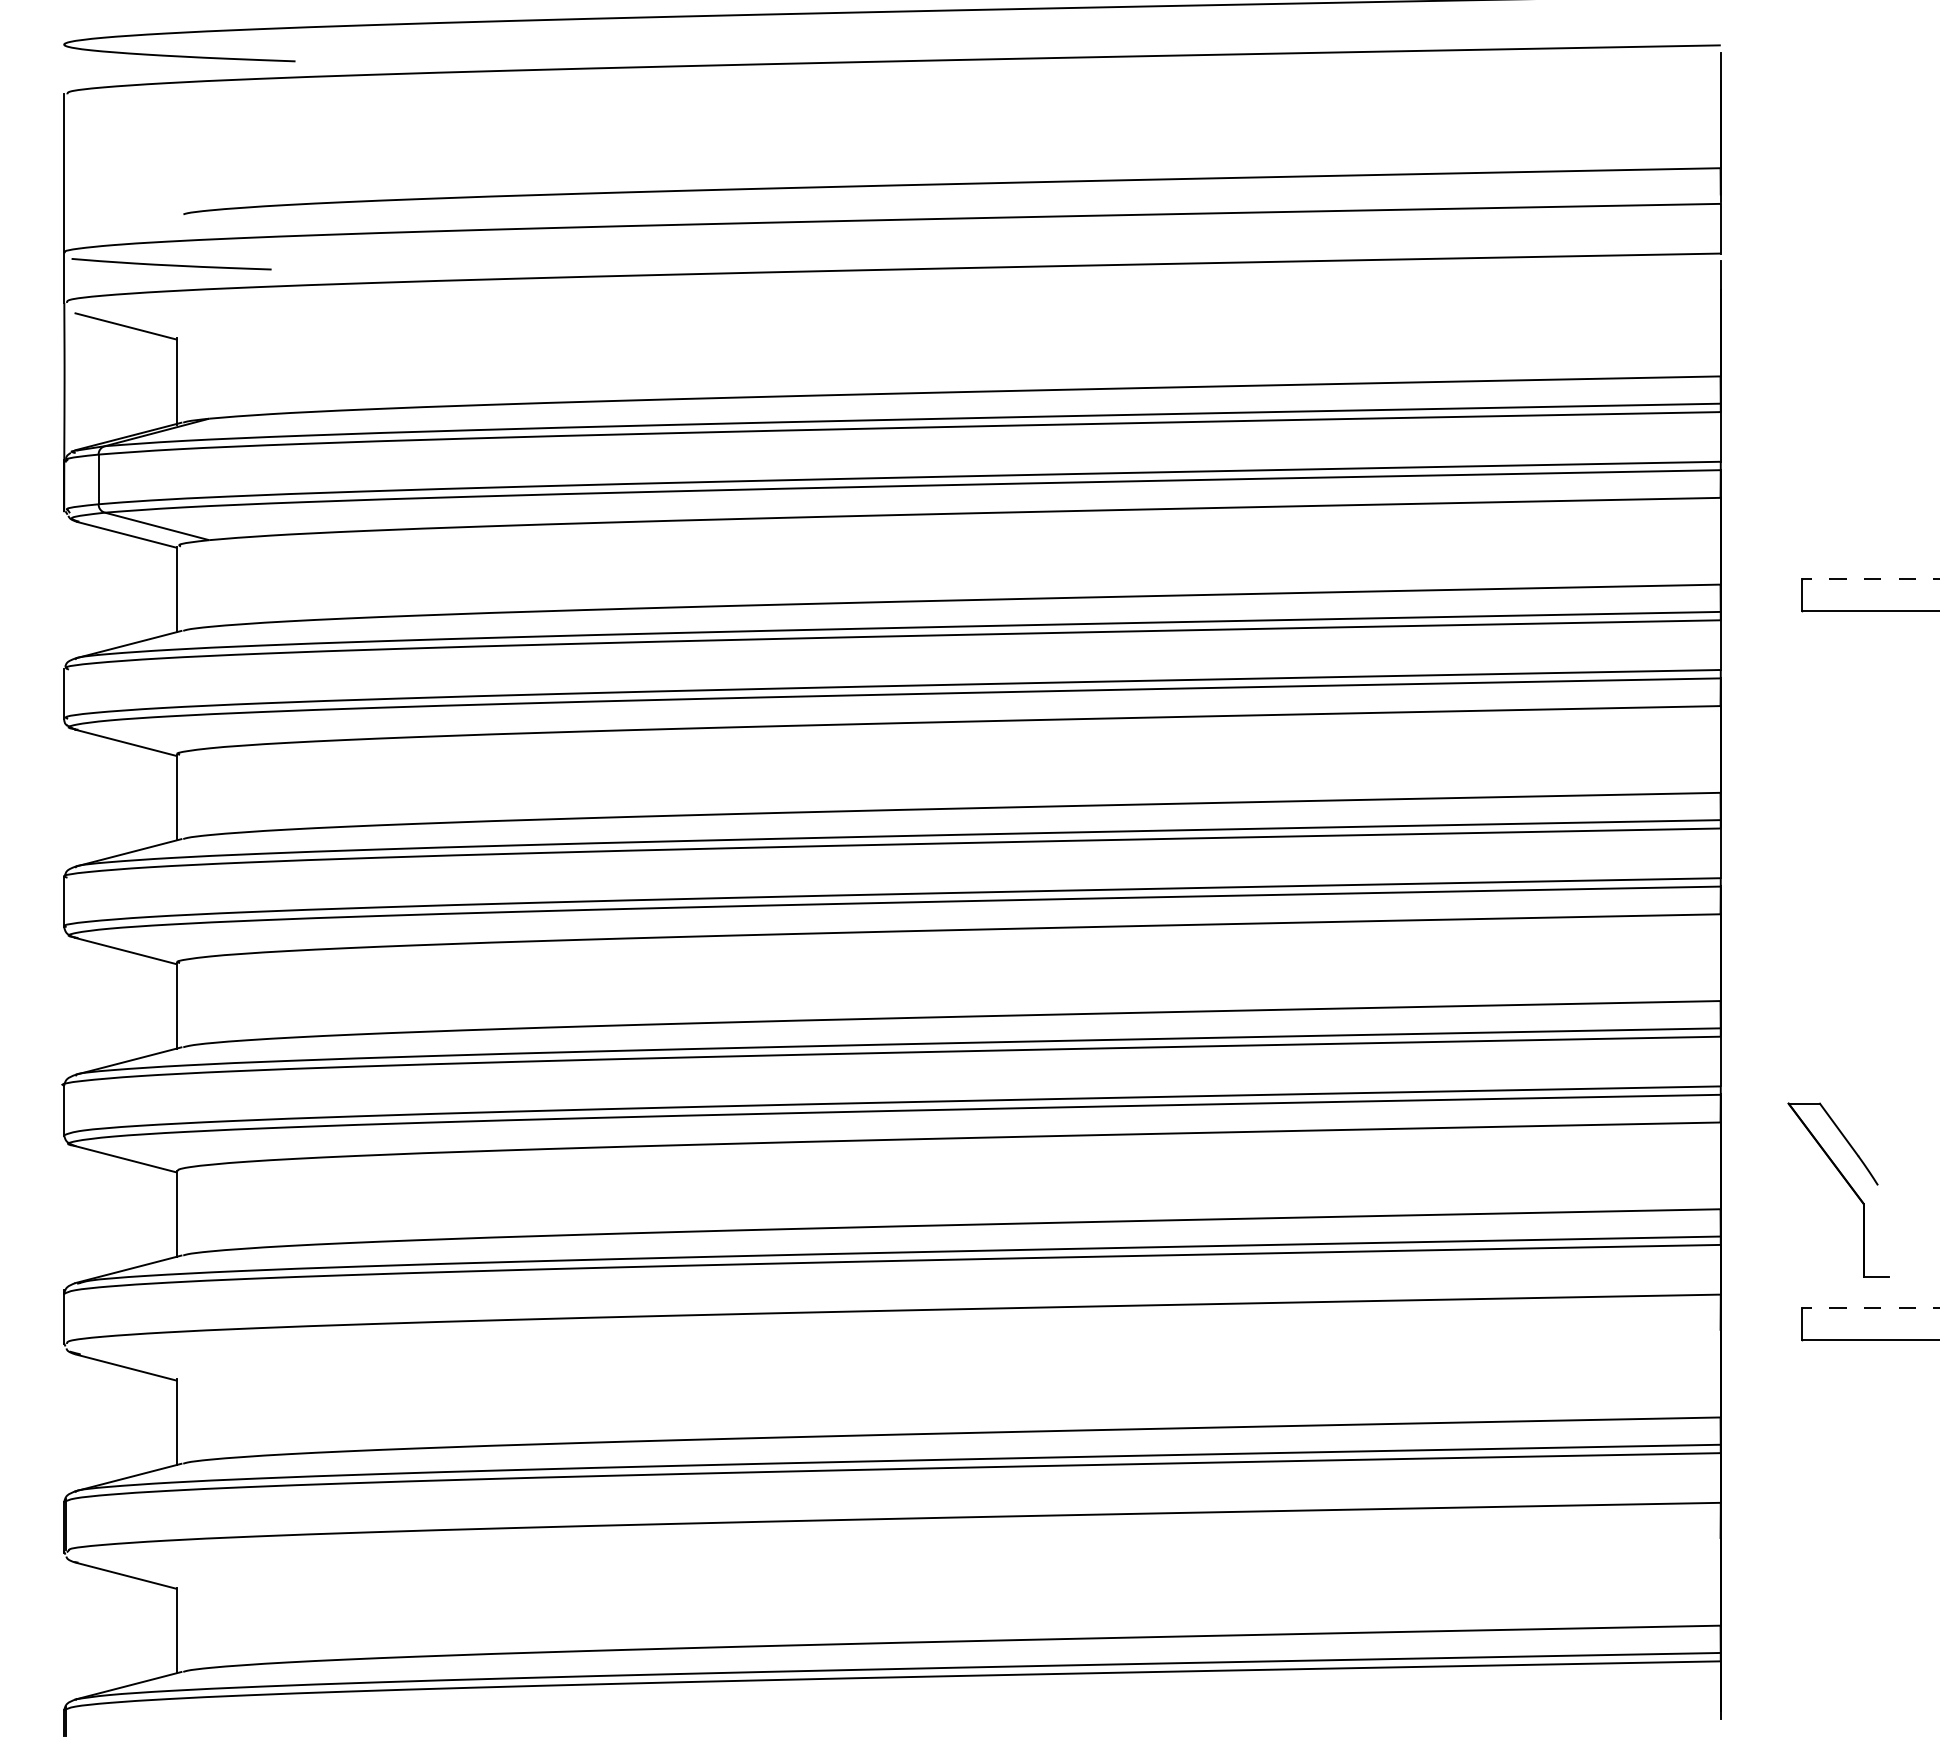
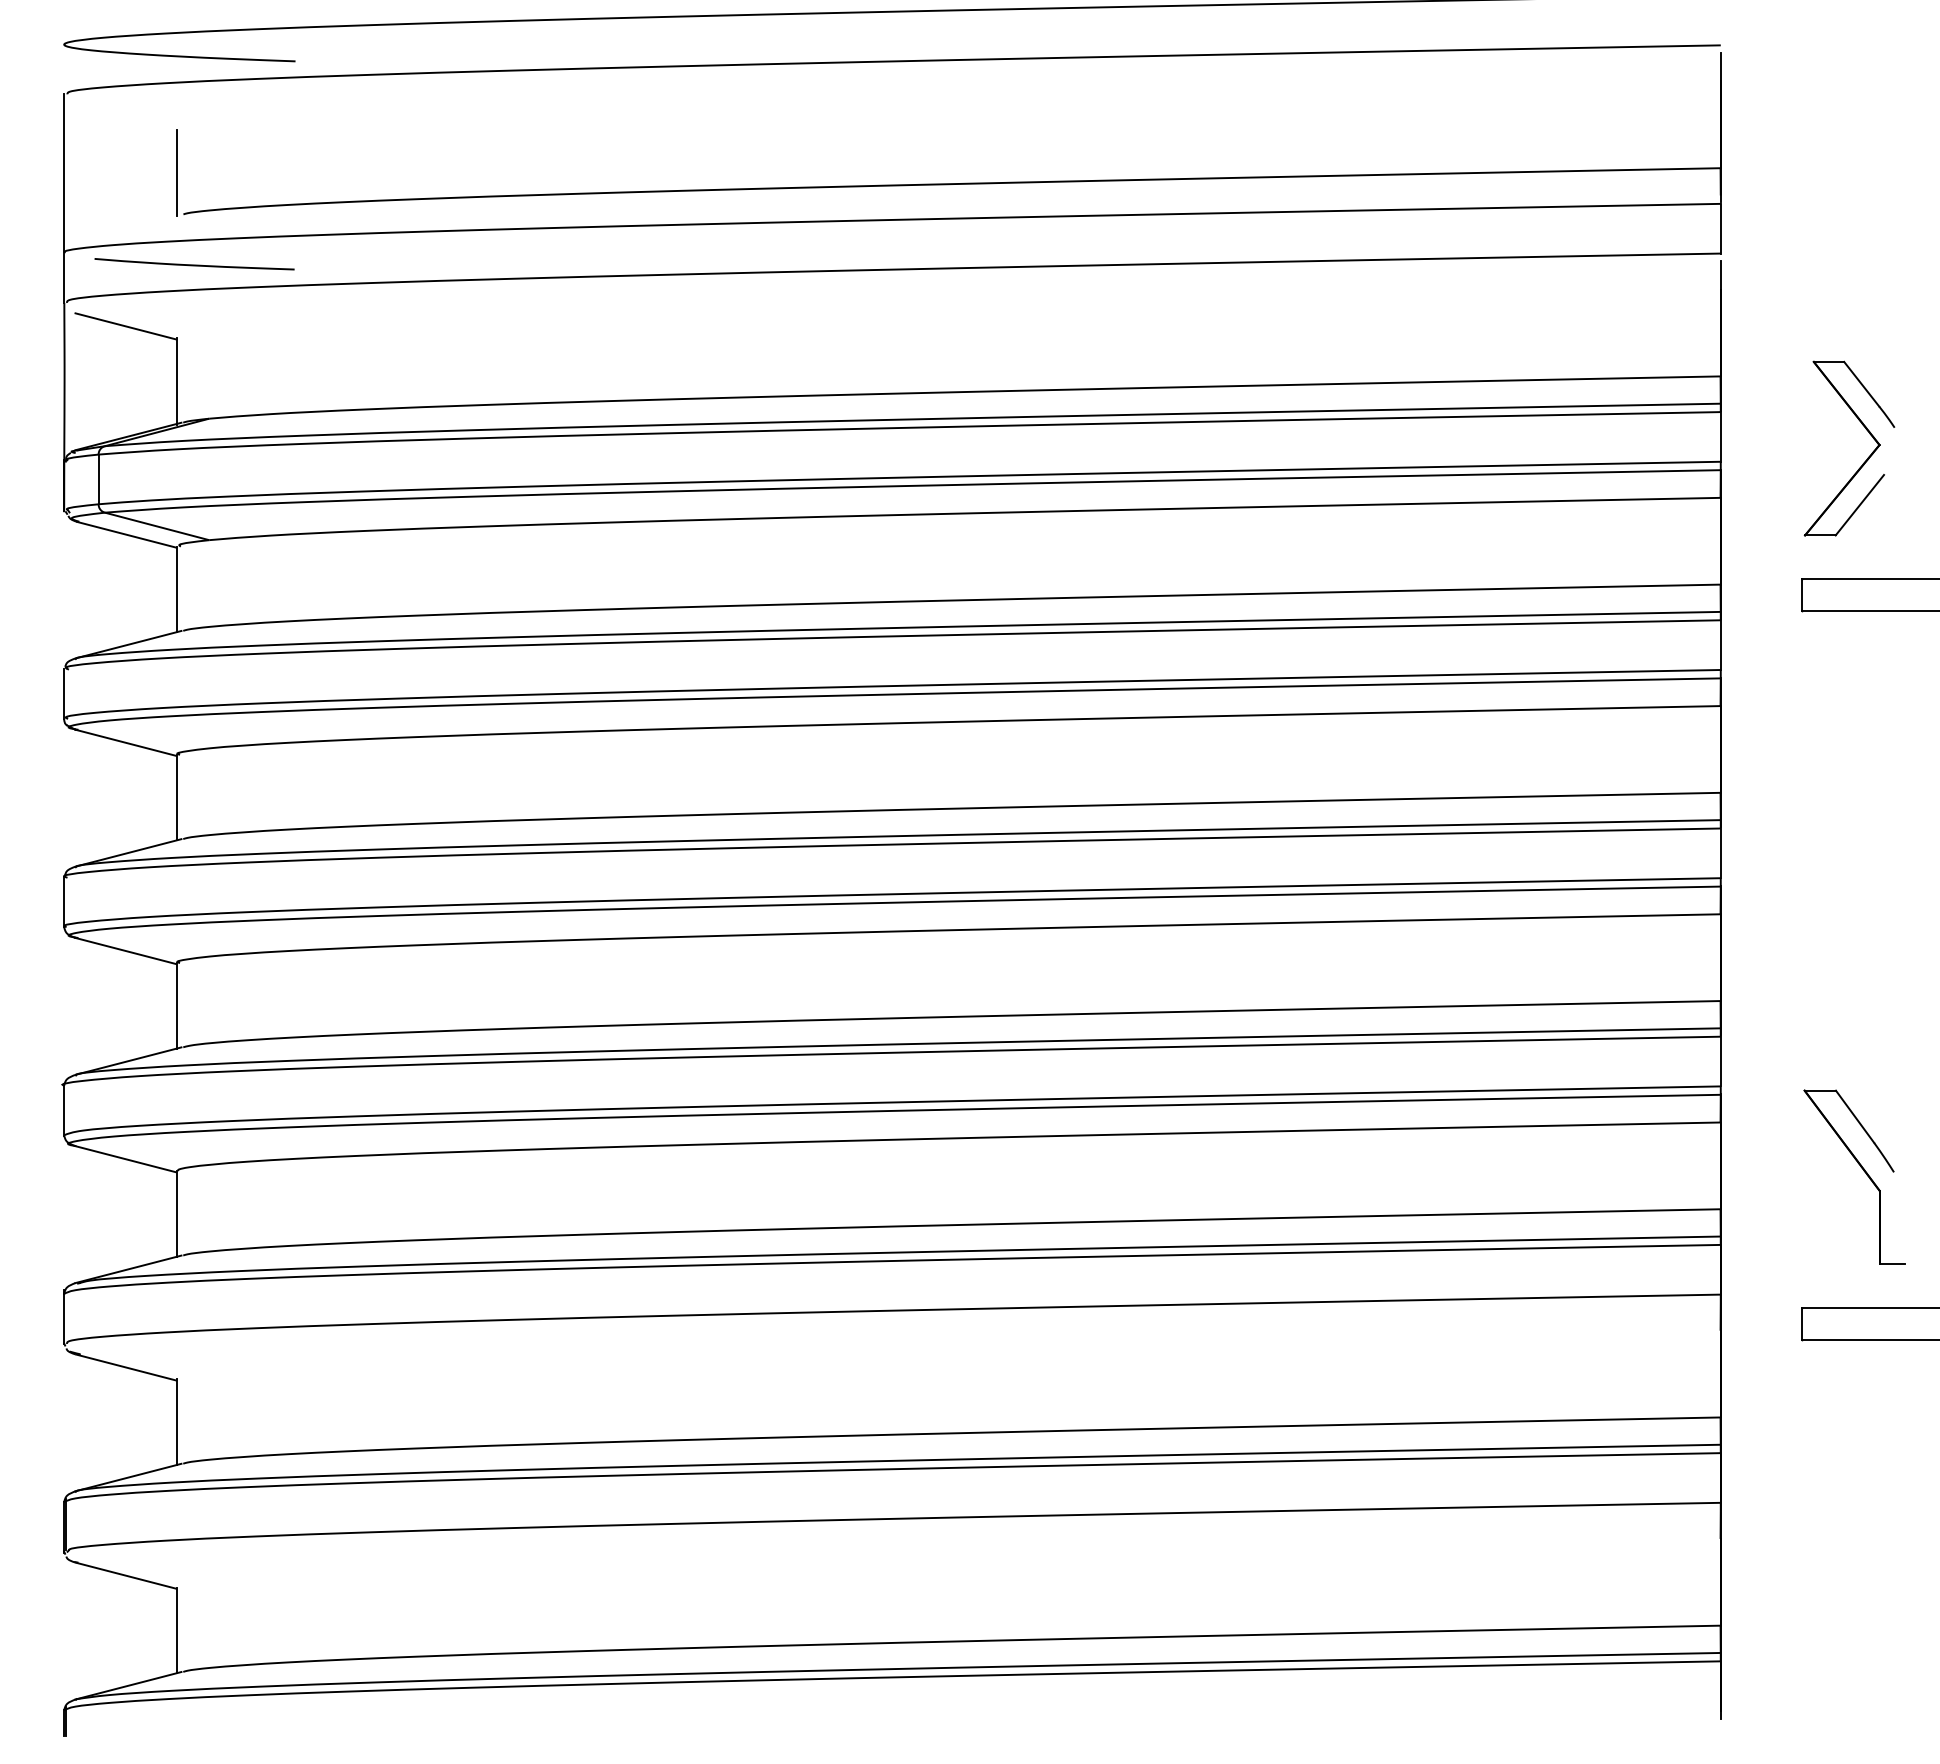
line: none -> present (176, 172)
curve position: (171, 264) -> (194, 264) (194, 264)
part: none -> present (1863, 462)
line: dashed -> solid (1870, 578)
part position: (1847, 1184) -> (1863, 1171) (1863, 1171)
line: dashed -> solid (1870, 1307)
